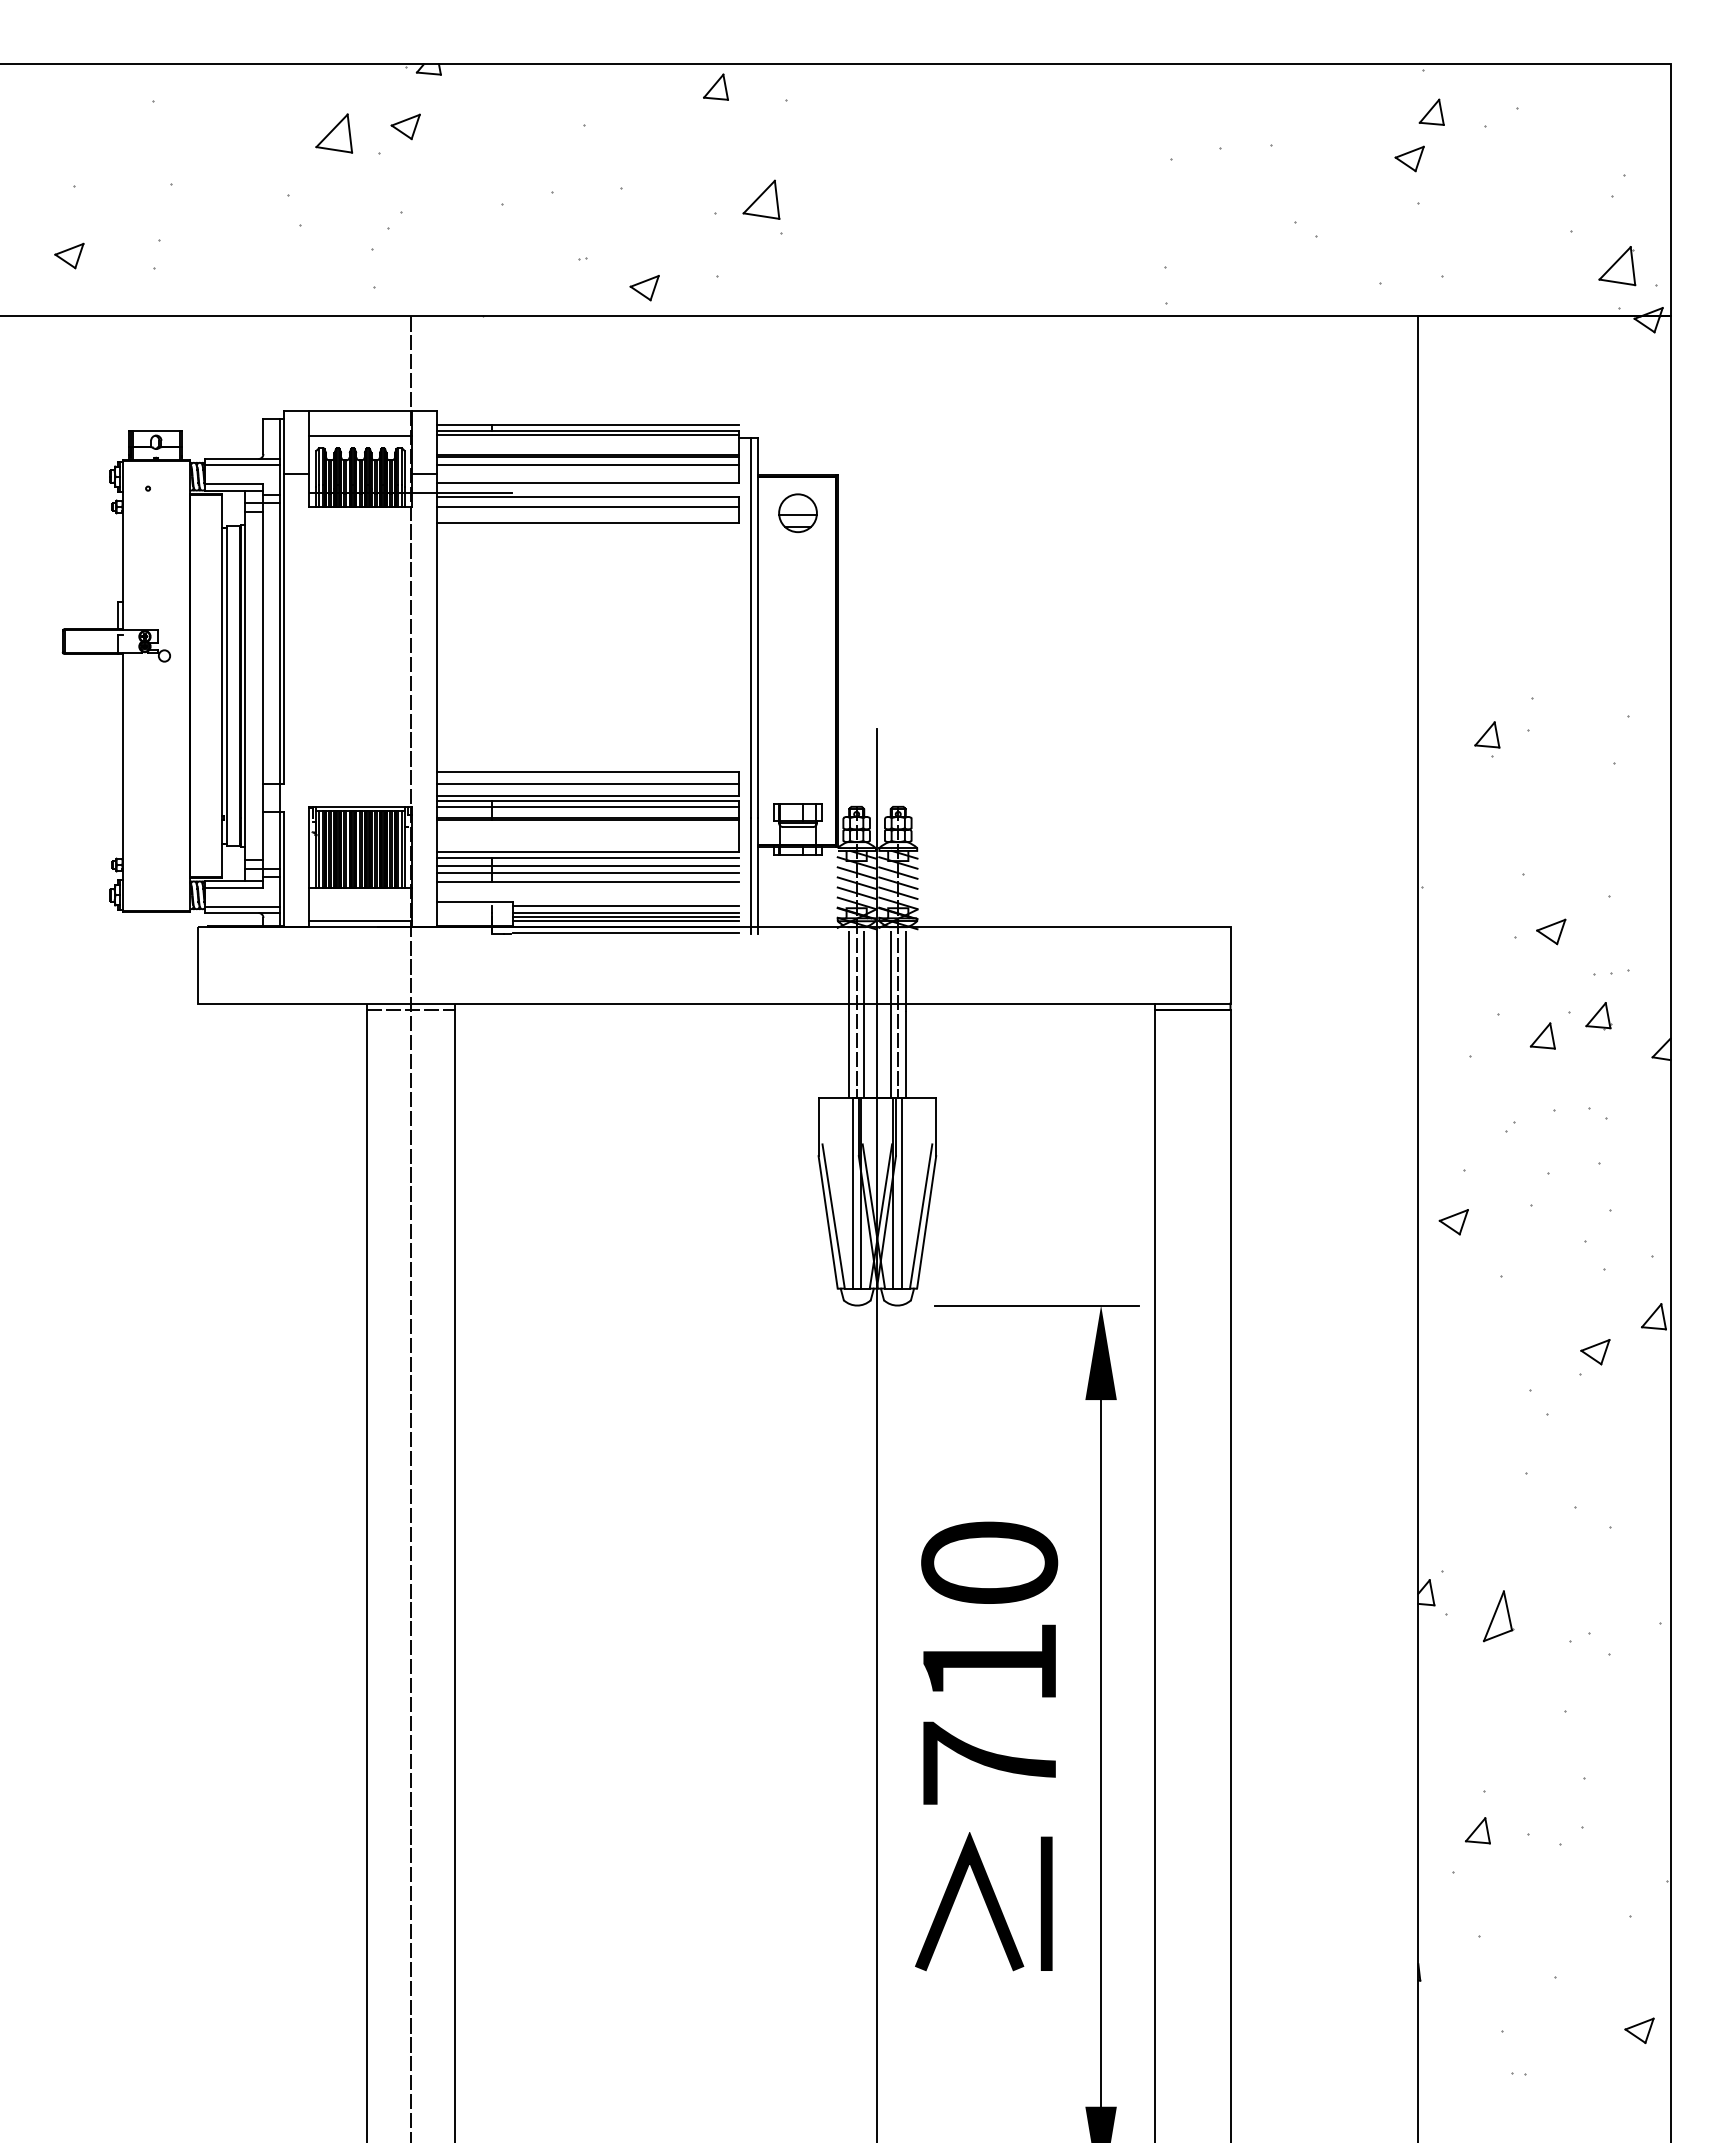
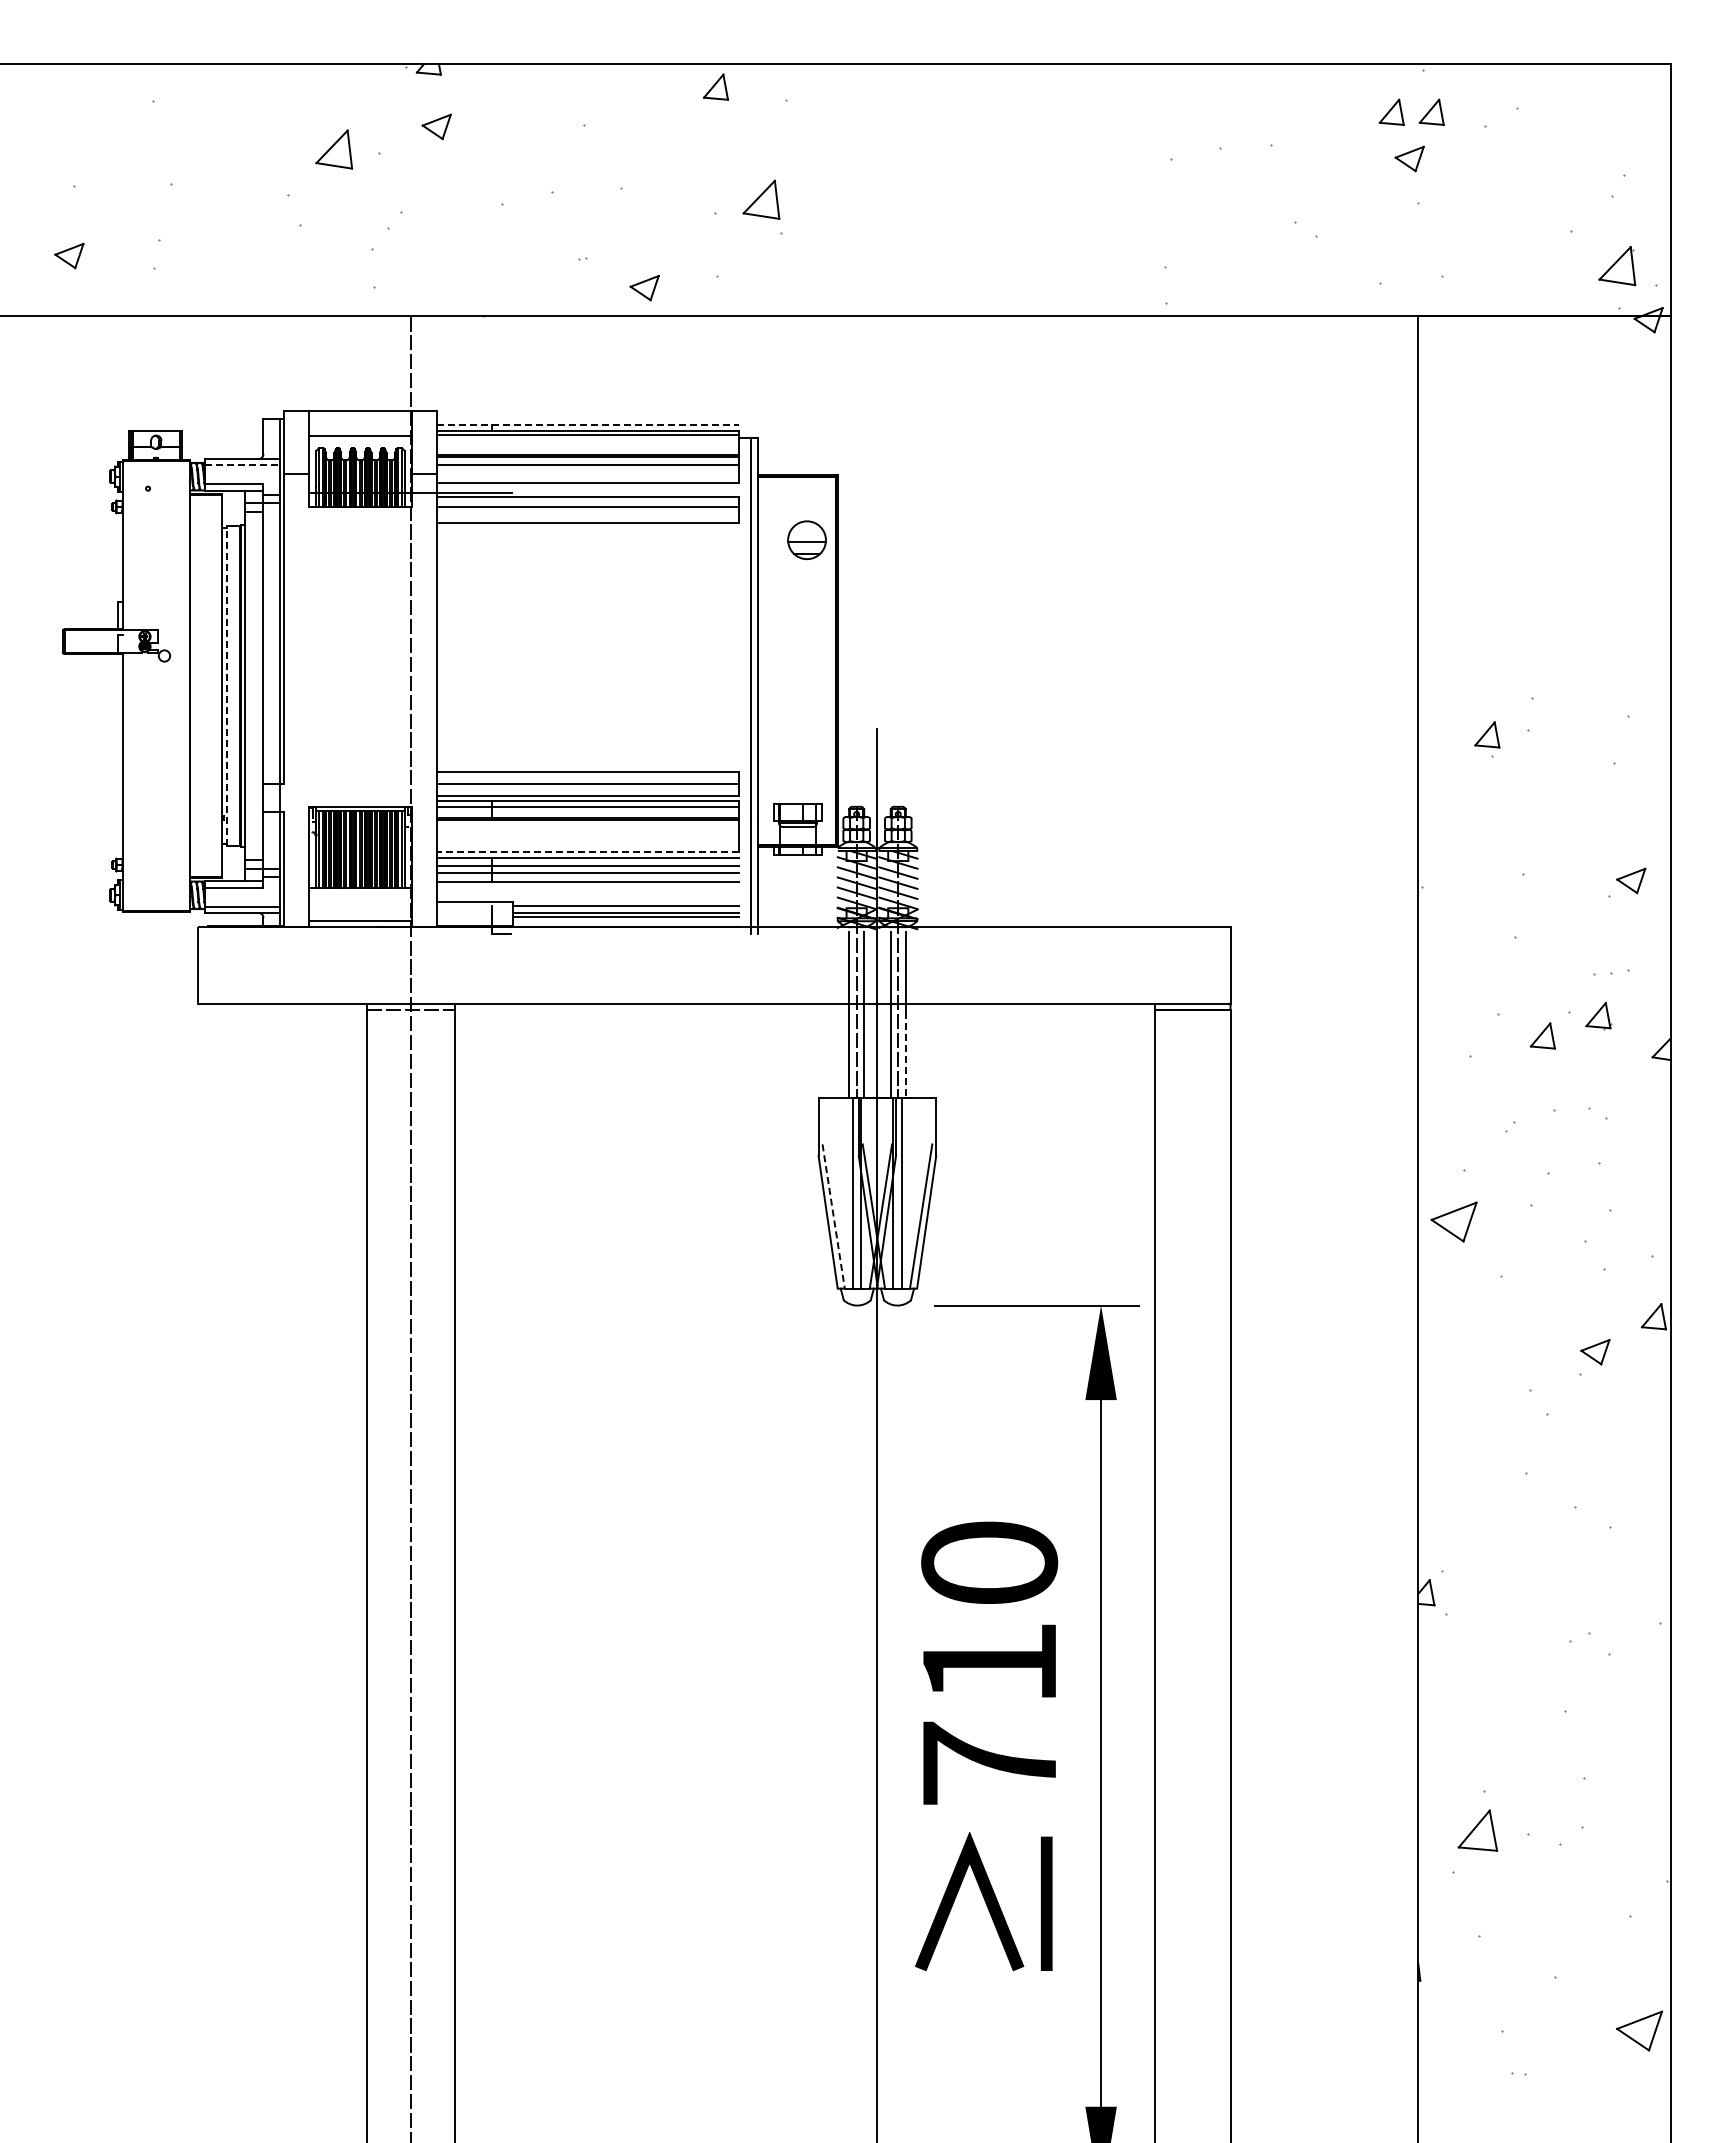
part: none -> present (1391, 111)
part position: (405, 126) -> (436, 126) (436, 126)
part position: (334, 133) -> (334, 149) (334, 149)
line: solid -> dashed (588, 425)
line: solid -> dashed (242, 465)
part position: (797, 512) -> (806, 539) (806, 539)
line: solid -> dashed (226, 685)
line: solid -> dashed (588, 852)
line: present -> none (625, 921)
part position: (1551, 931) -> (1631, 880) (1631, 880)
line: present -> none (625, 933)
line: solid -> dashed (905, 1055)
line: solid -> dashed (833, 1216)
part size: 31x27 px -> 48x42 px (1453, 1221)
part: present -> none (1498, 1616)
part size: 26x28 px -> 42x43 px (1477, 1830)
part size: 31x27 px -> 48x42 px (1639, 2030)
